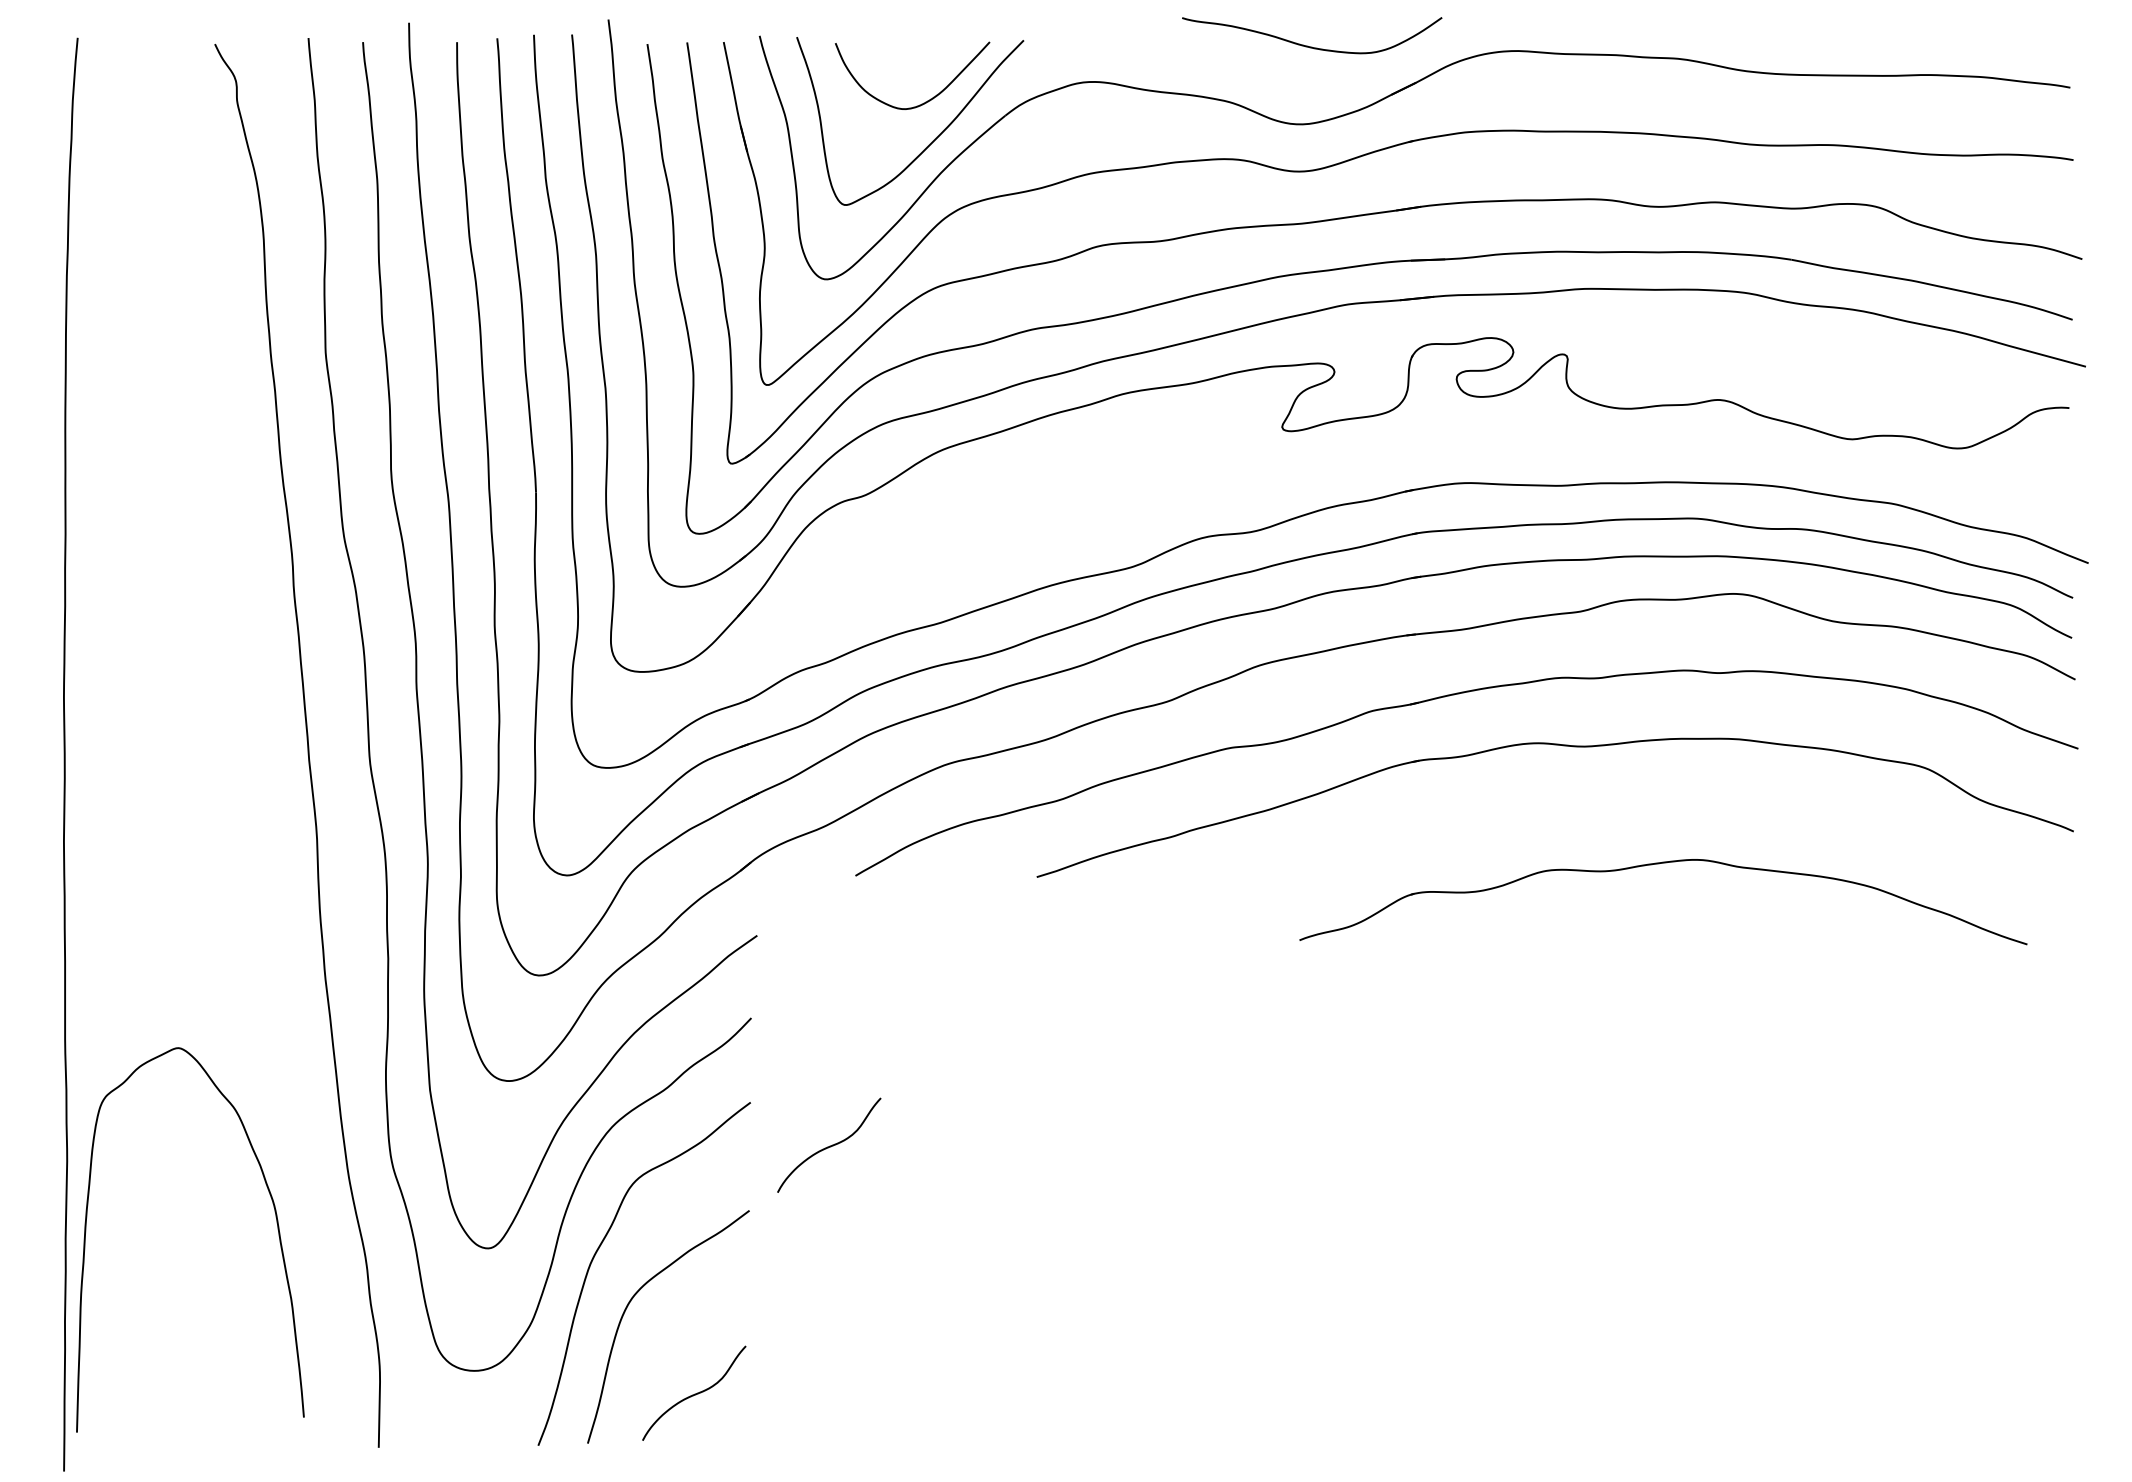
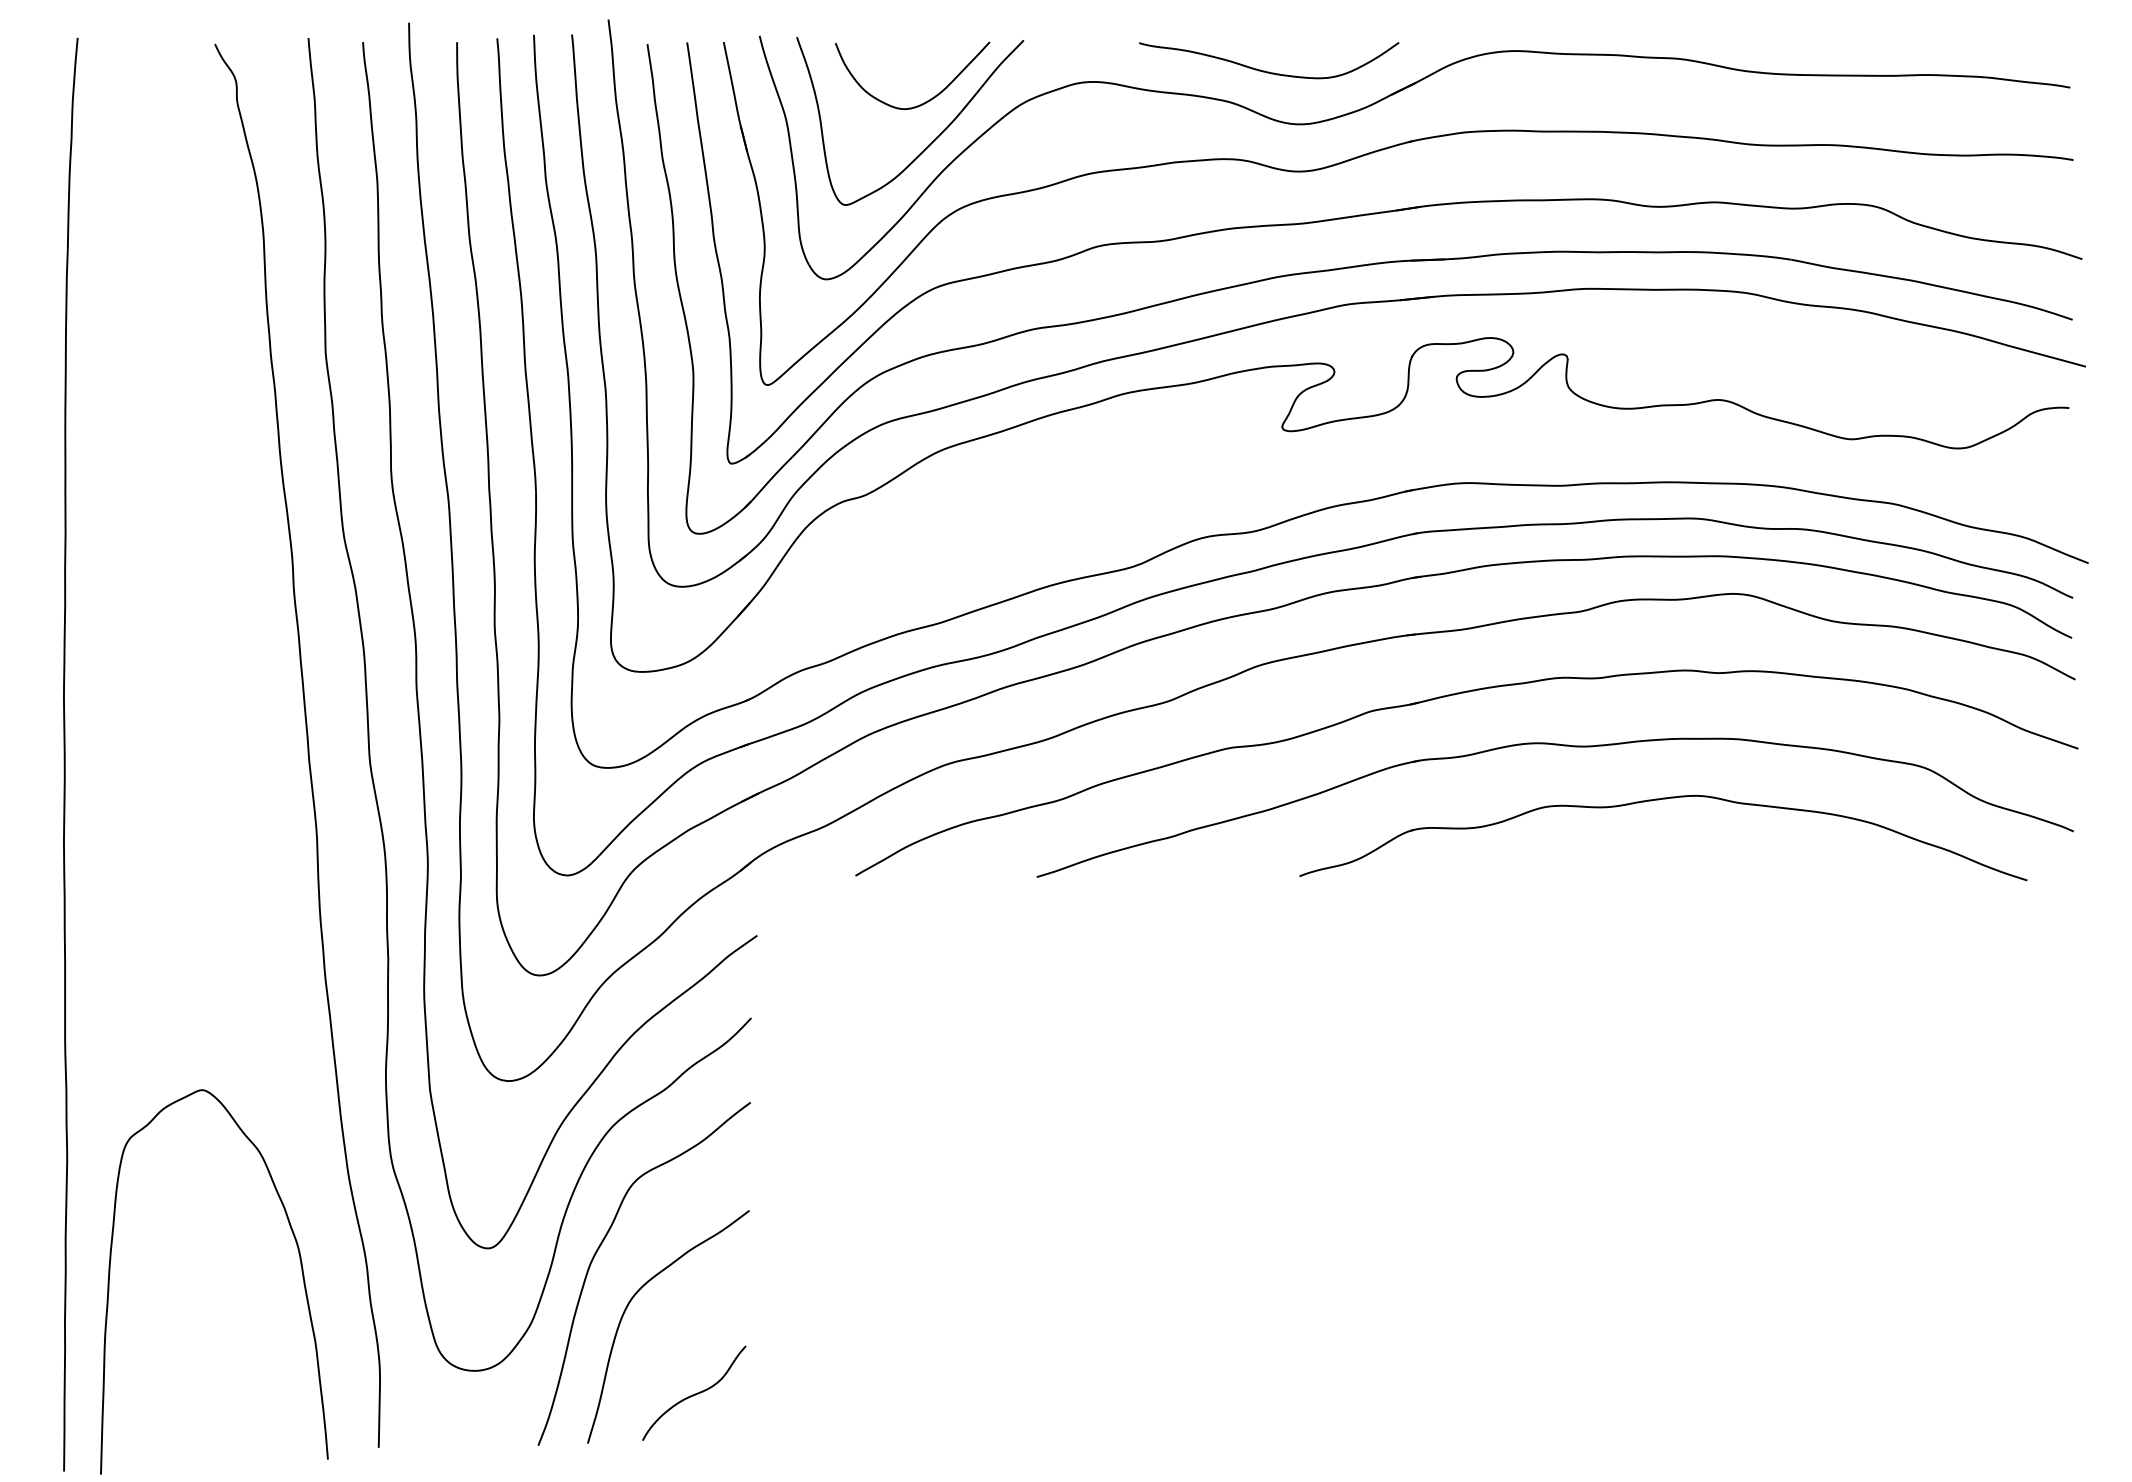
curve position: (1312, 46) -> (1269, 71) (1269, 71)
part position: (1659, 864) -> (1659, 800) (1659, 800)
curve: present -> none (829, 1145)
curve position: (276, 1223) -> (300, 1265) (300, 1265)
